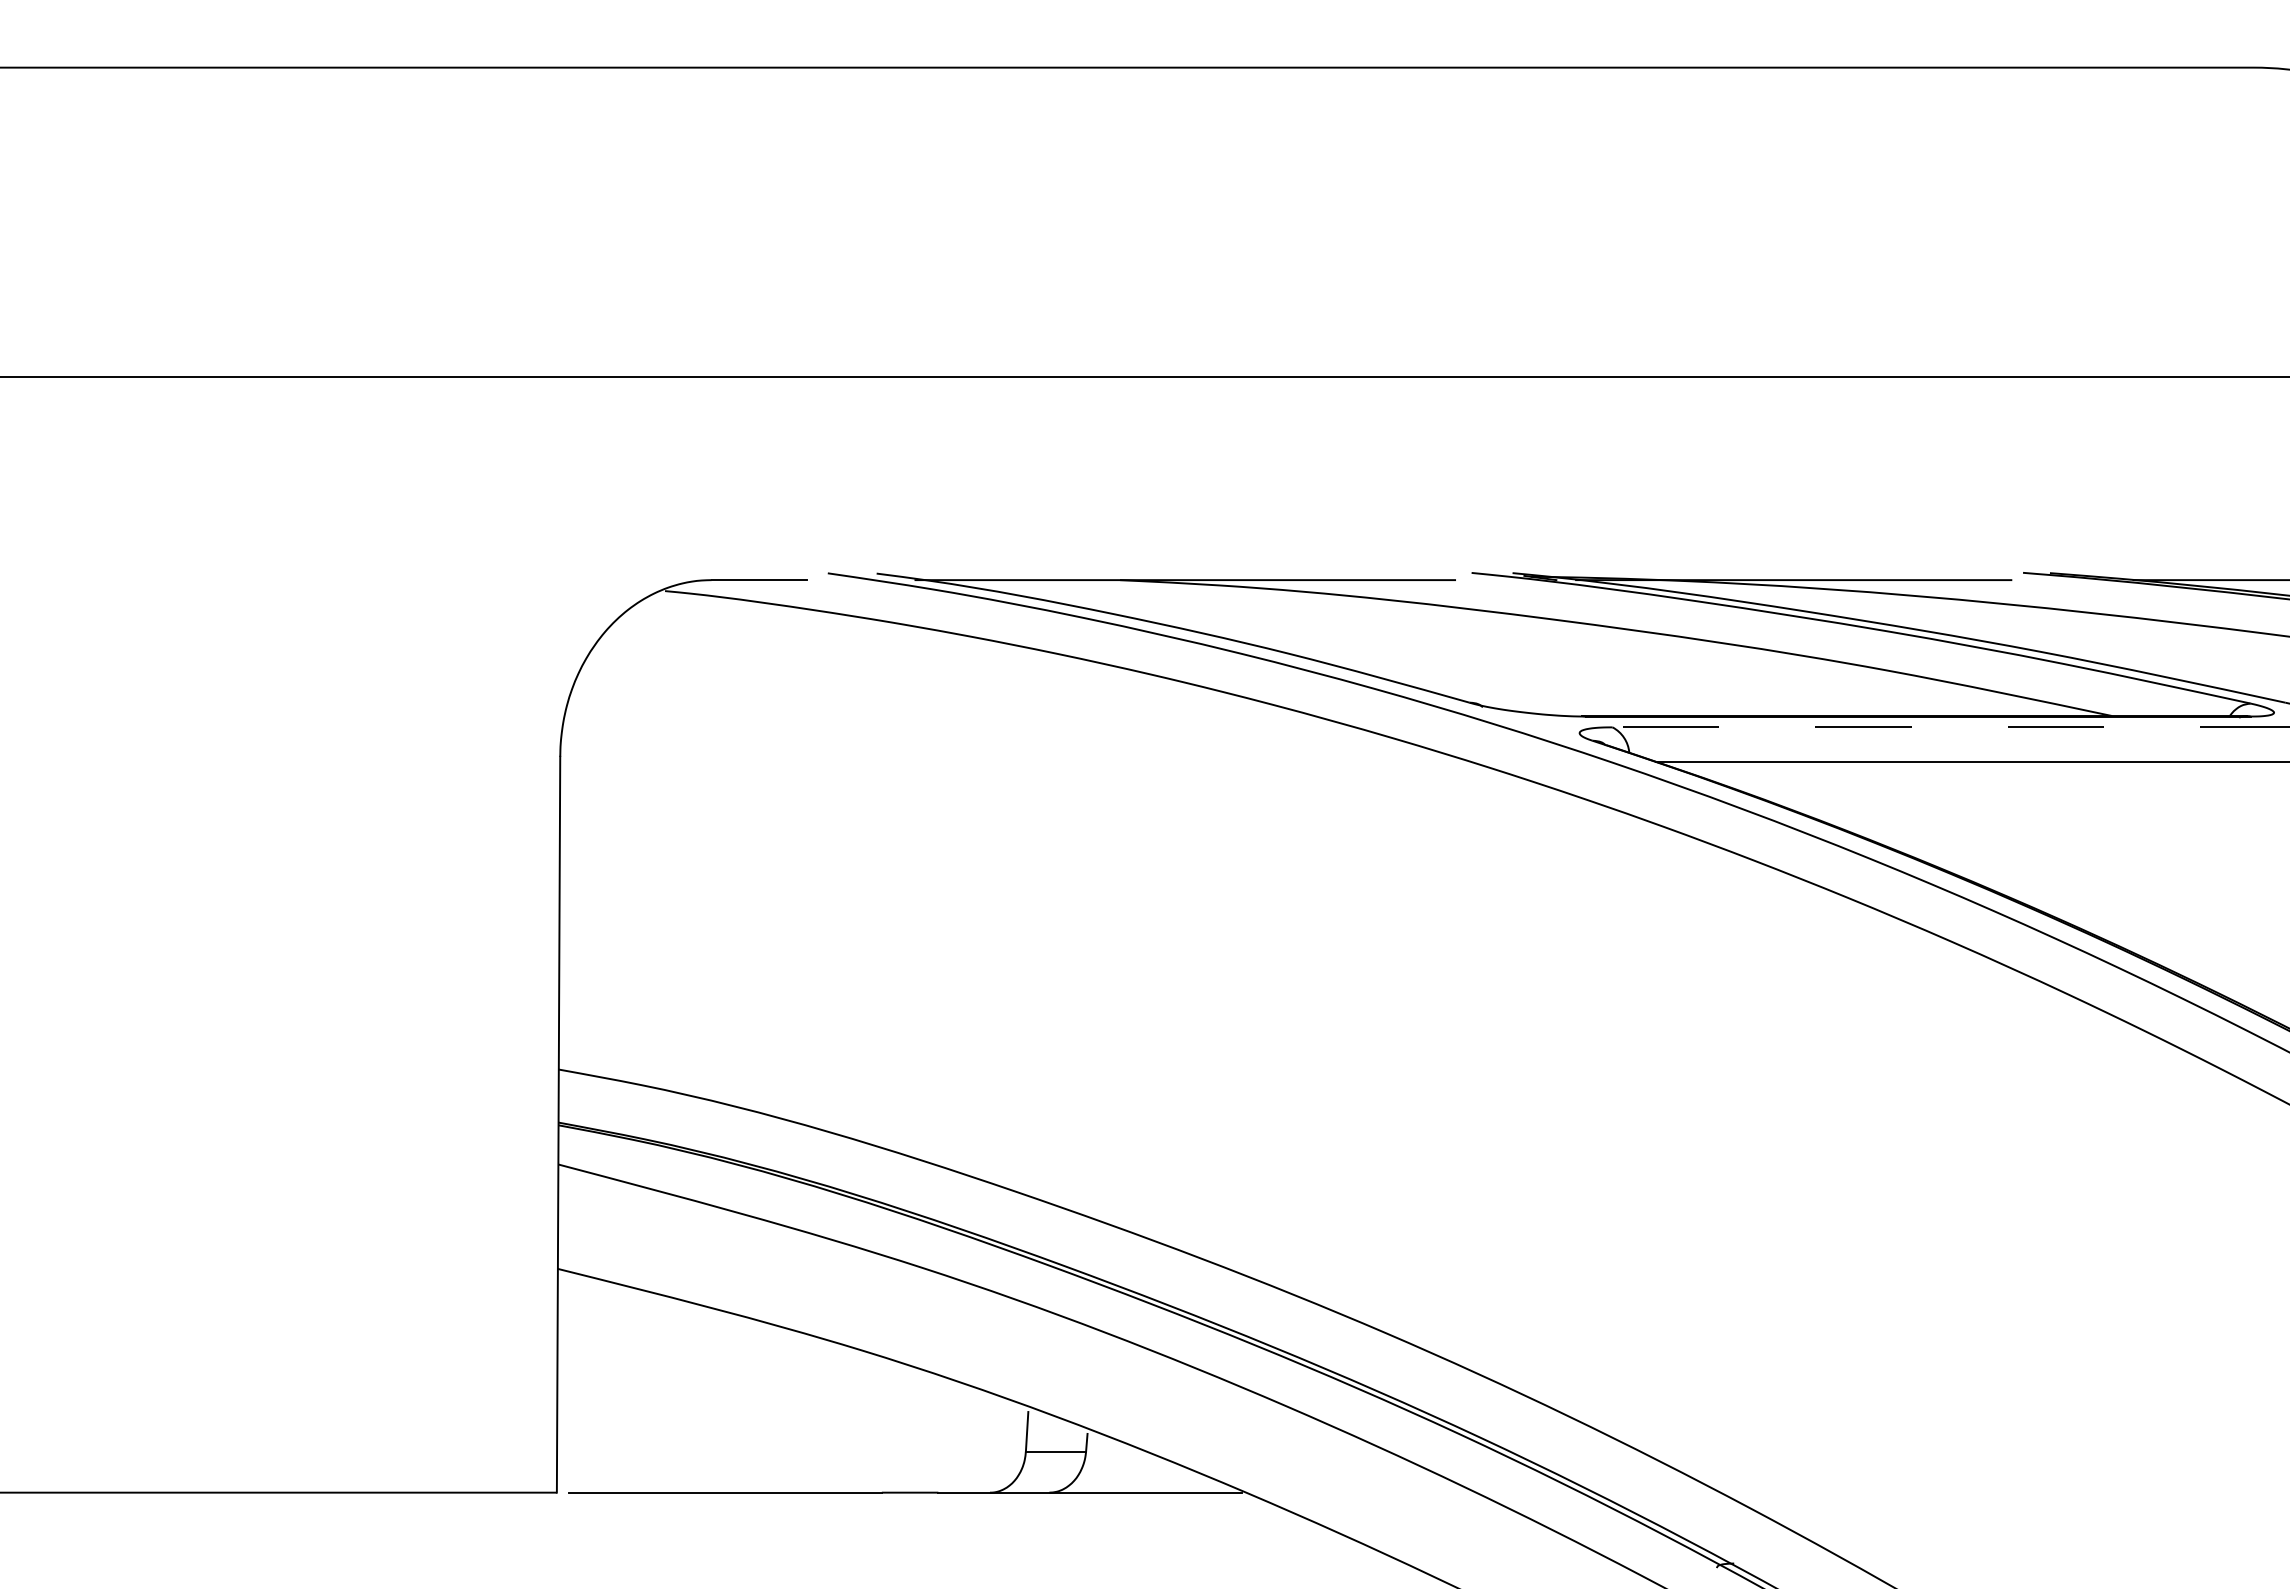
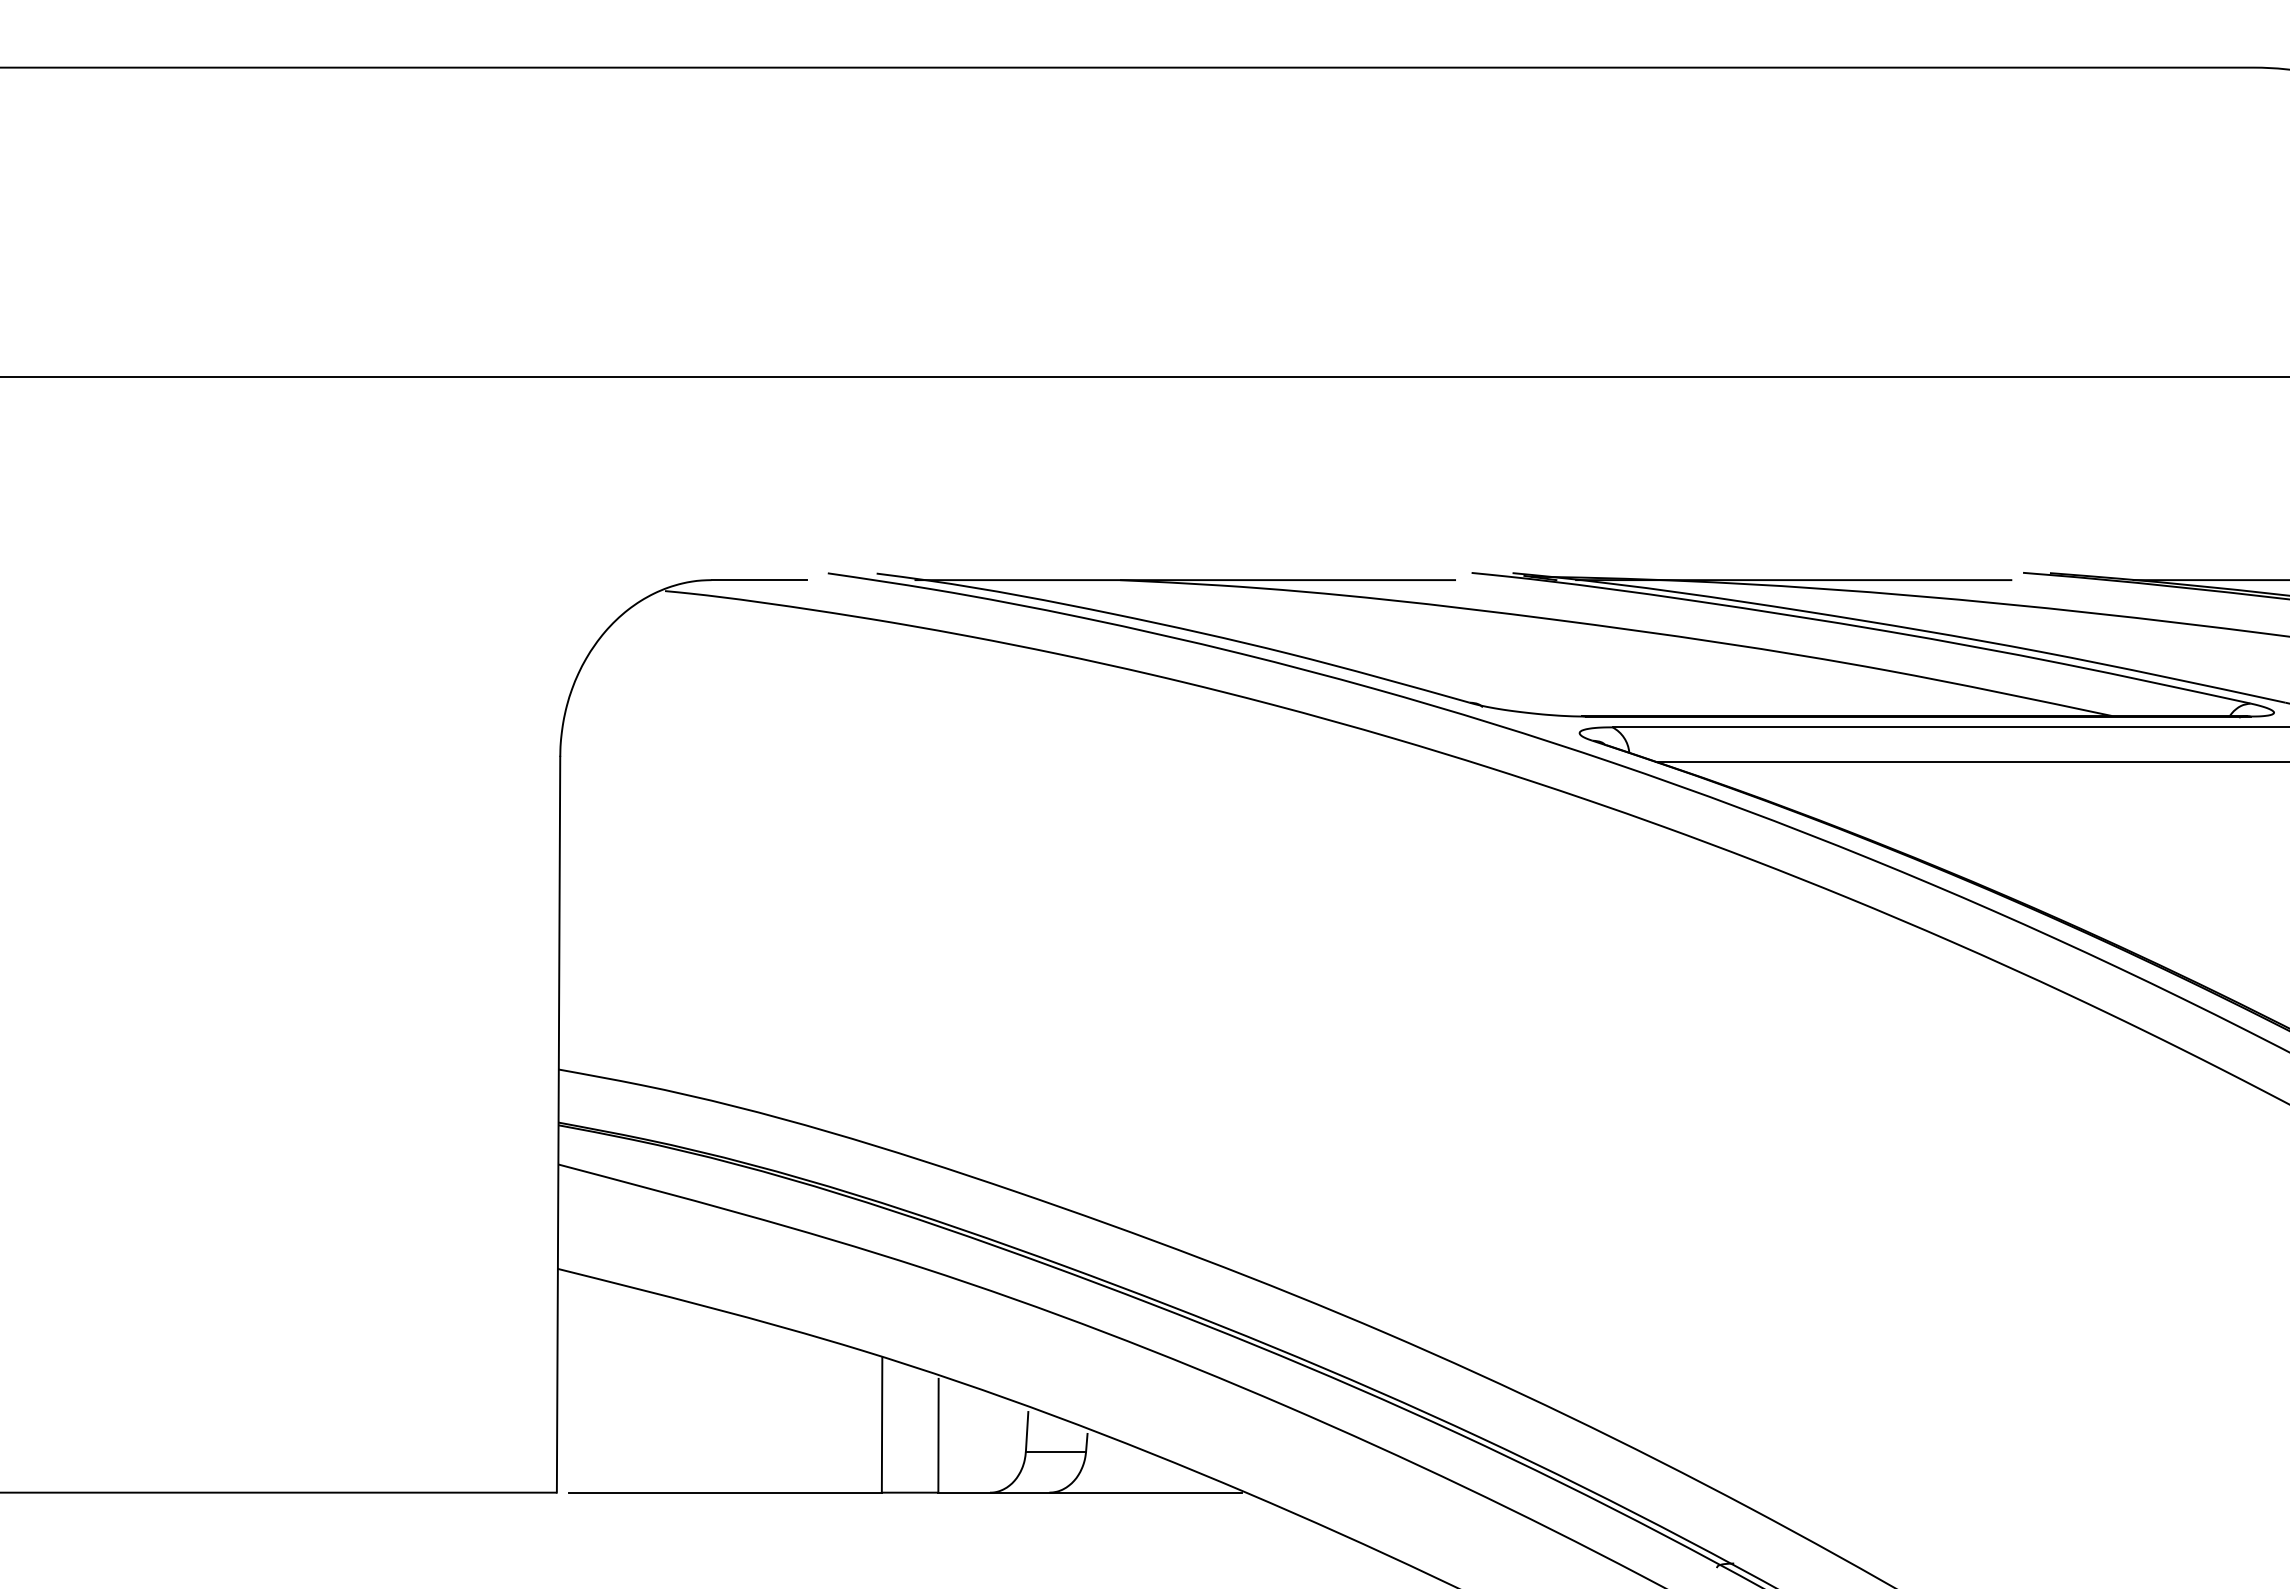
line: dashed -> solid (1950, 727)
line: none -> present (881, 1425)
line: none -> present (938, 1435)
